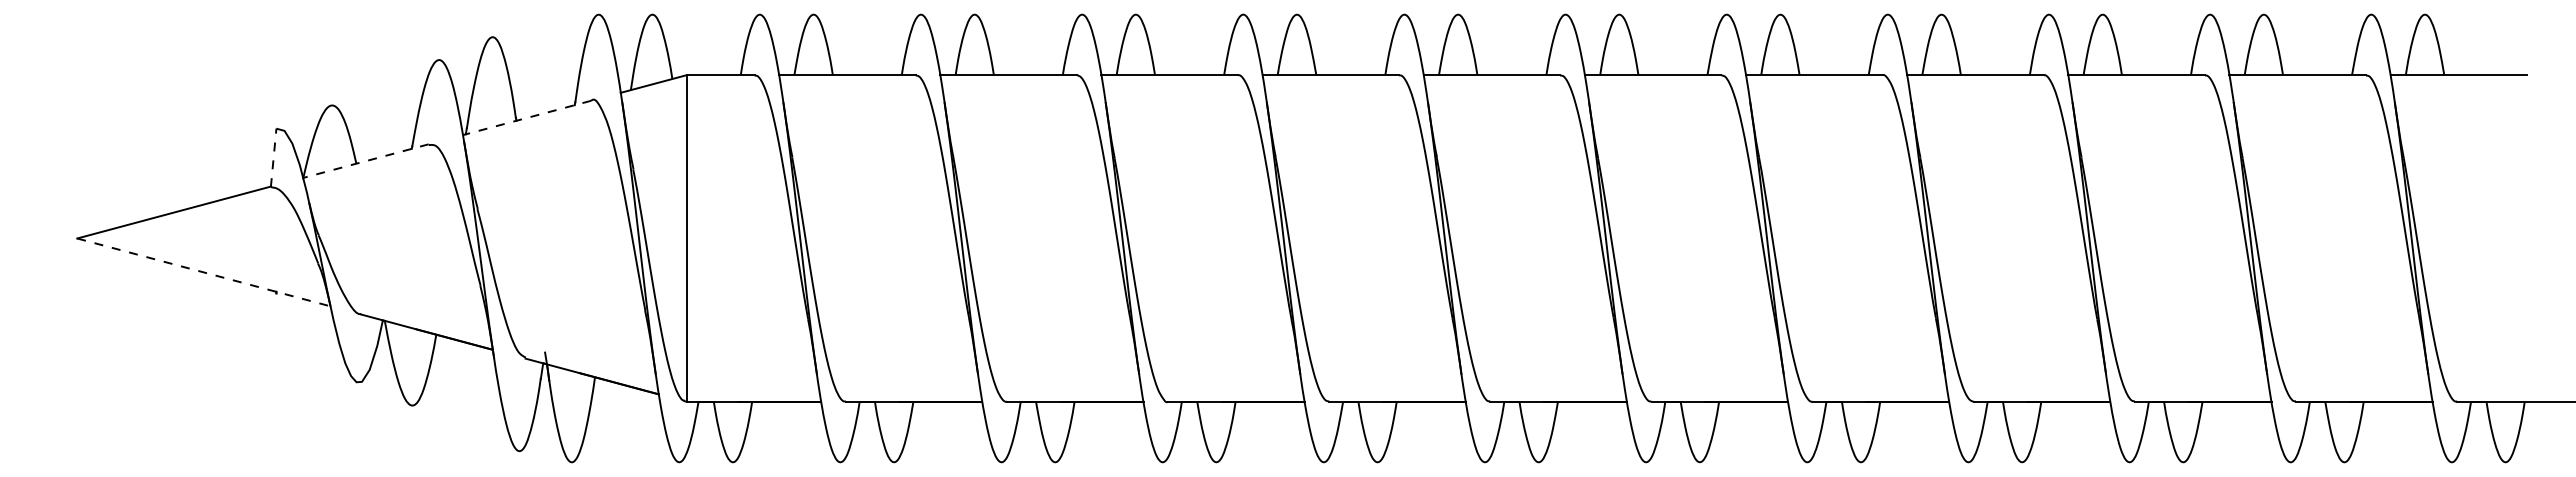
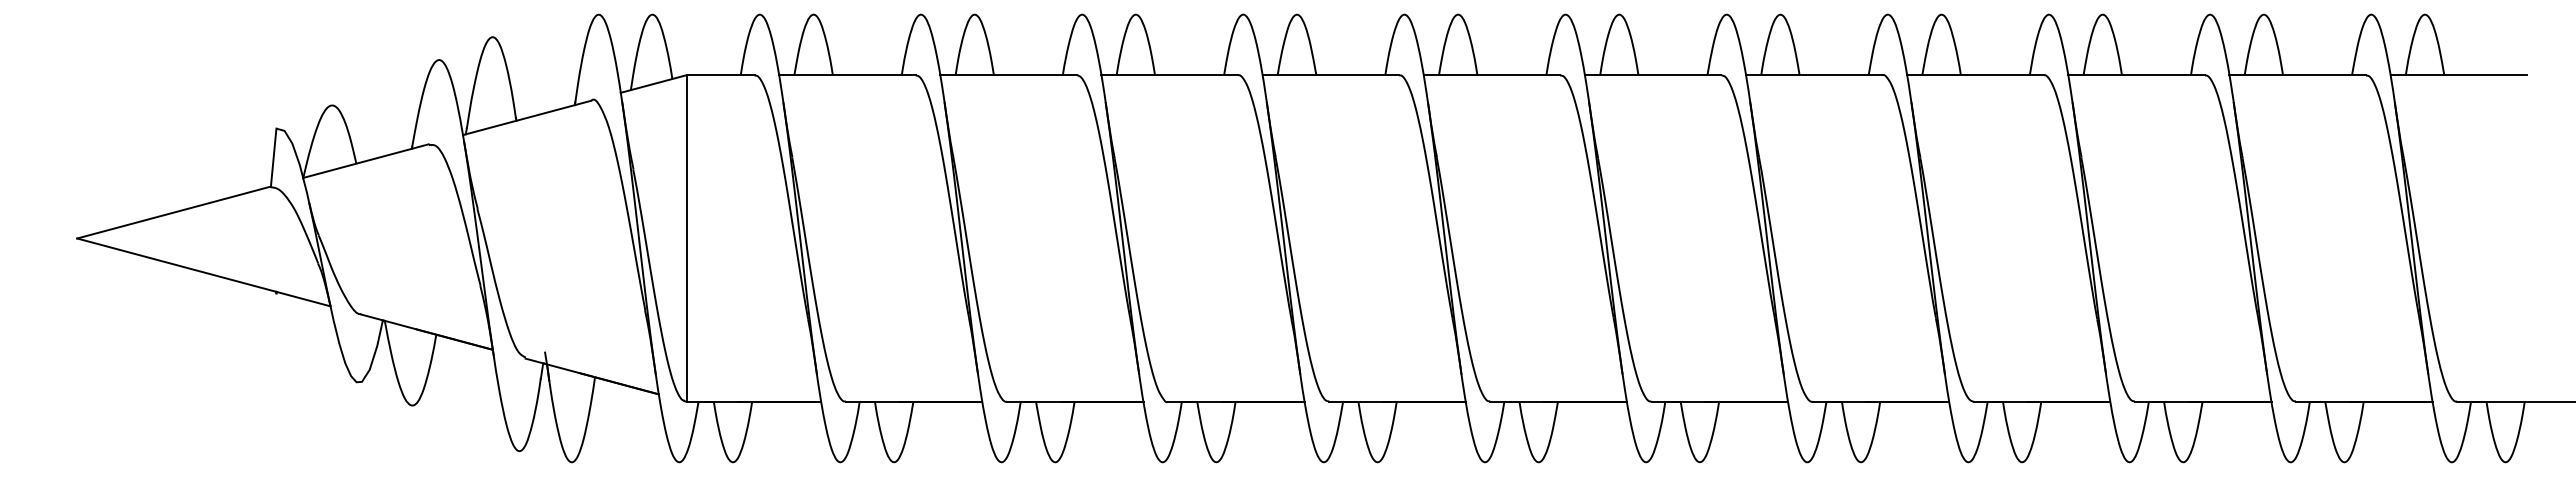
line: dashed -> solid (526, 118)
line: dashed -> solid (273, 157)
line: dashed -> solid (365, 161)
line: dashed -> solid (204, 272)
